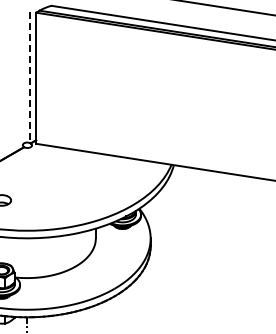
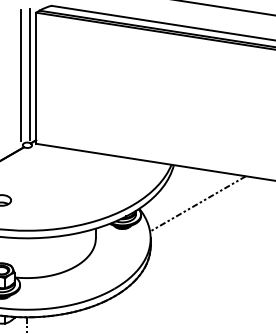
line: dashed -> solid (29, 74)
line: none -> present (20, 75)
line: none -> present (197, 203)
